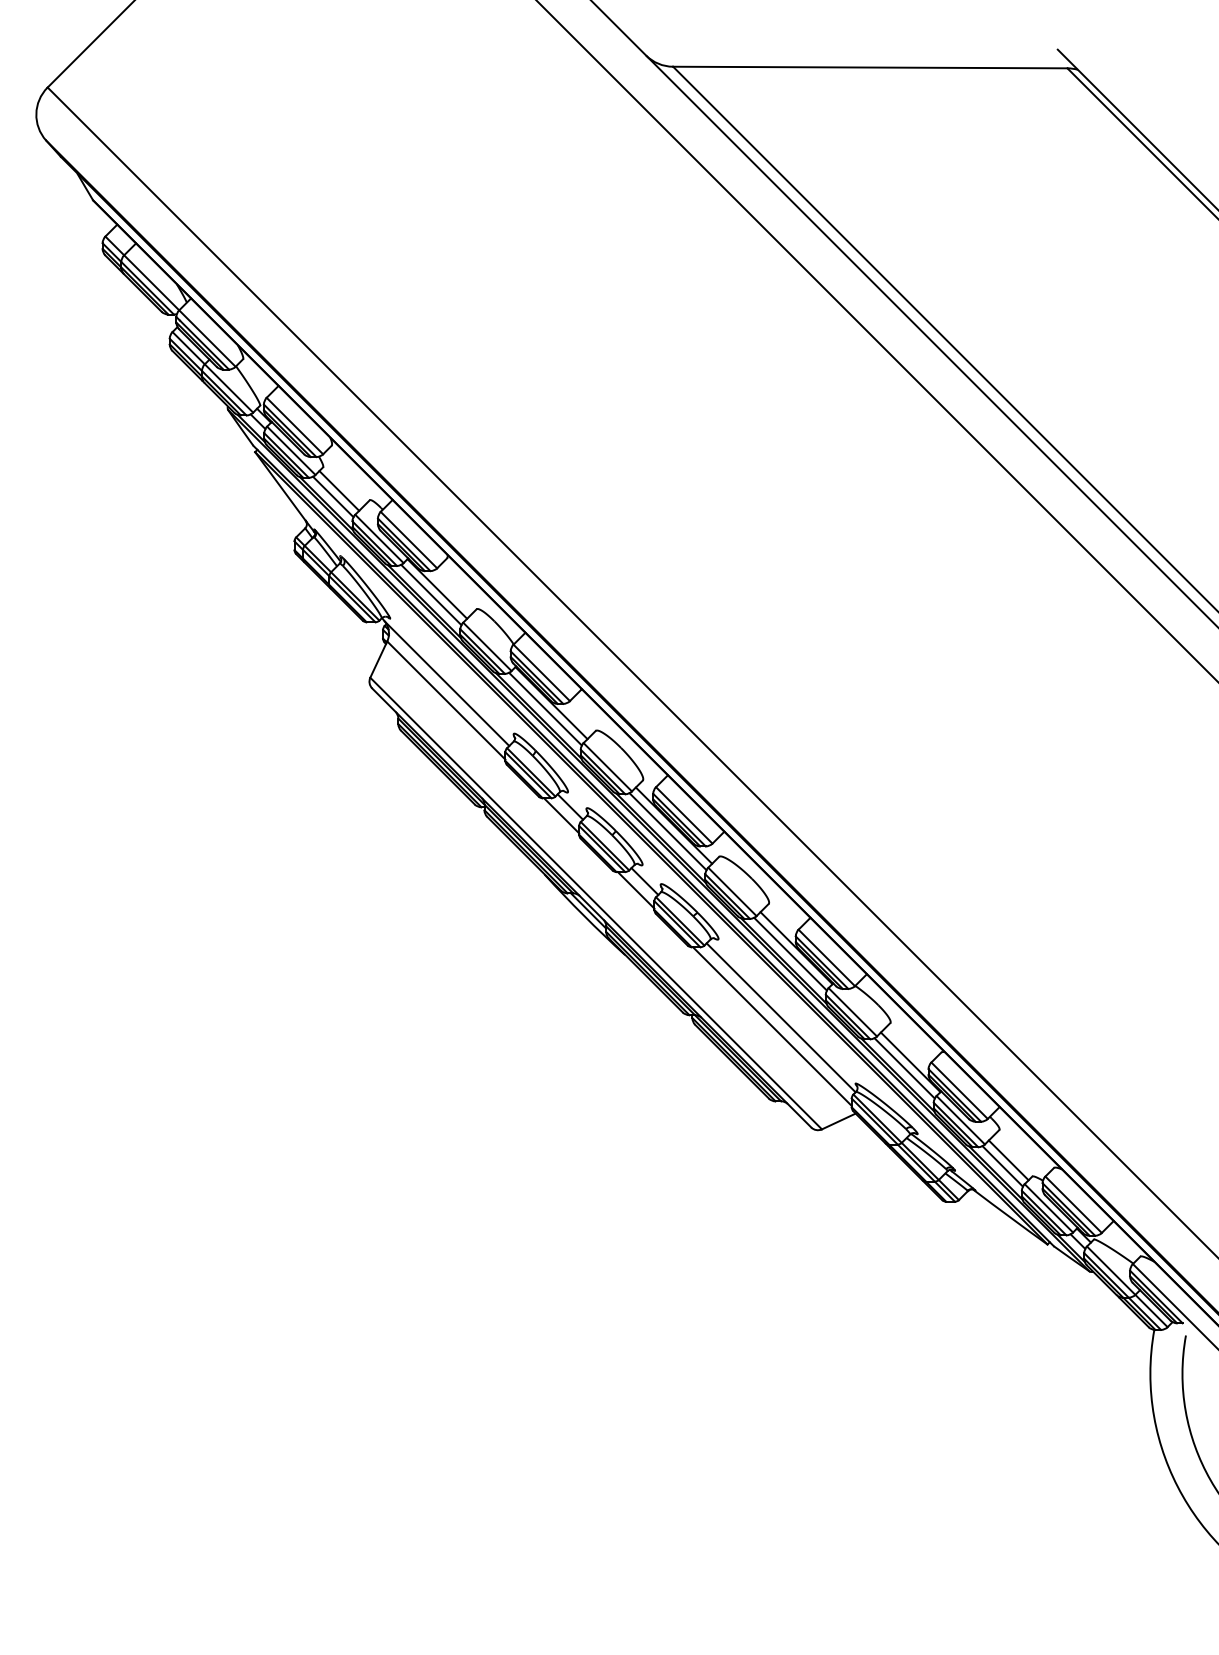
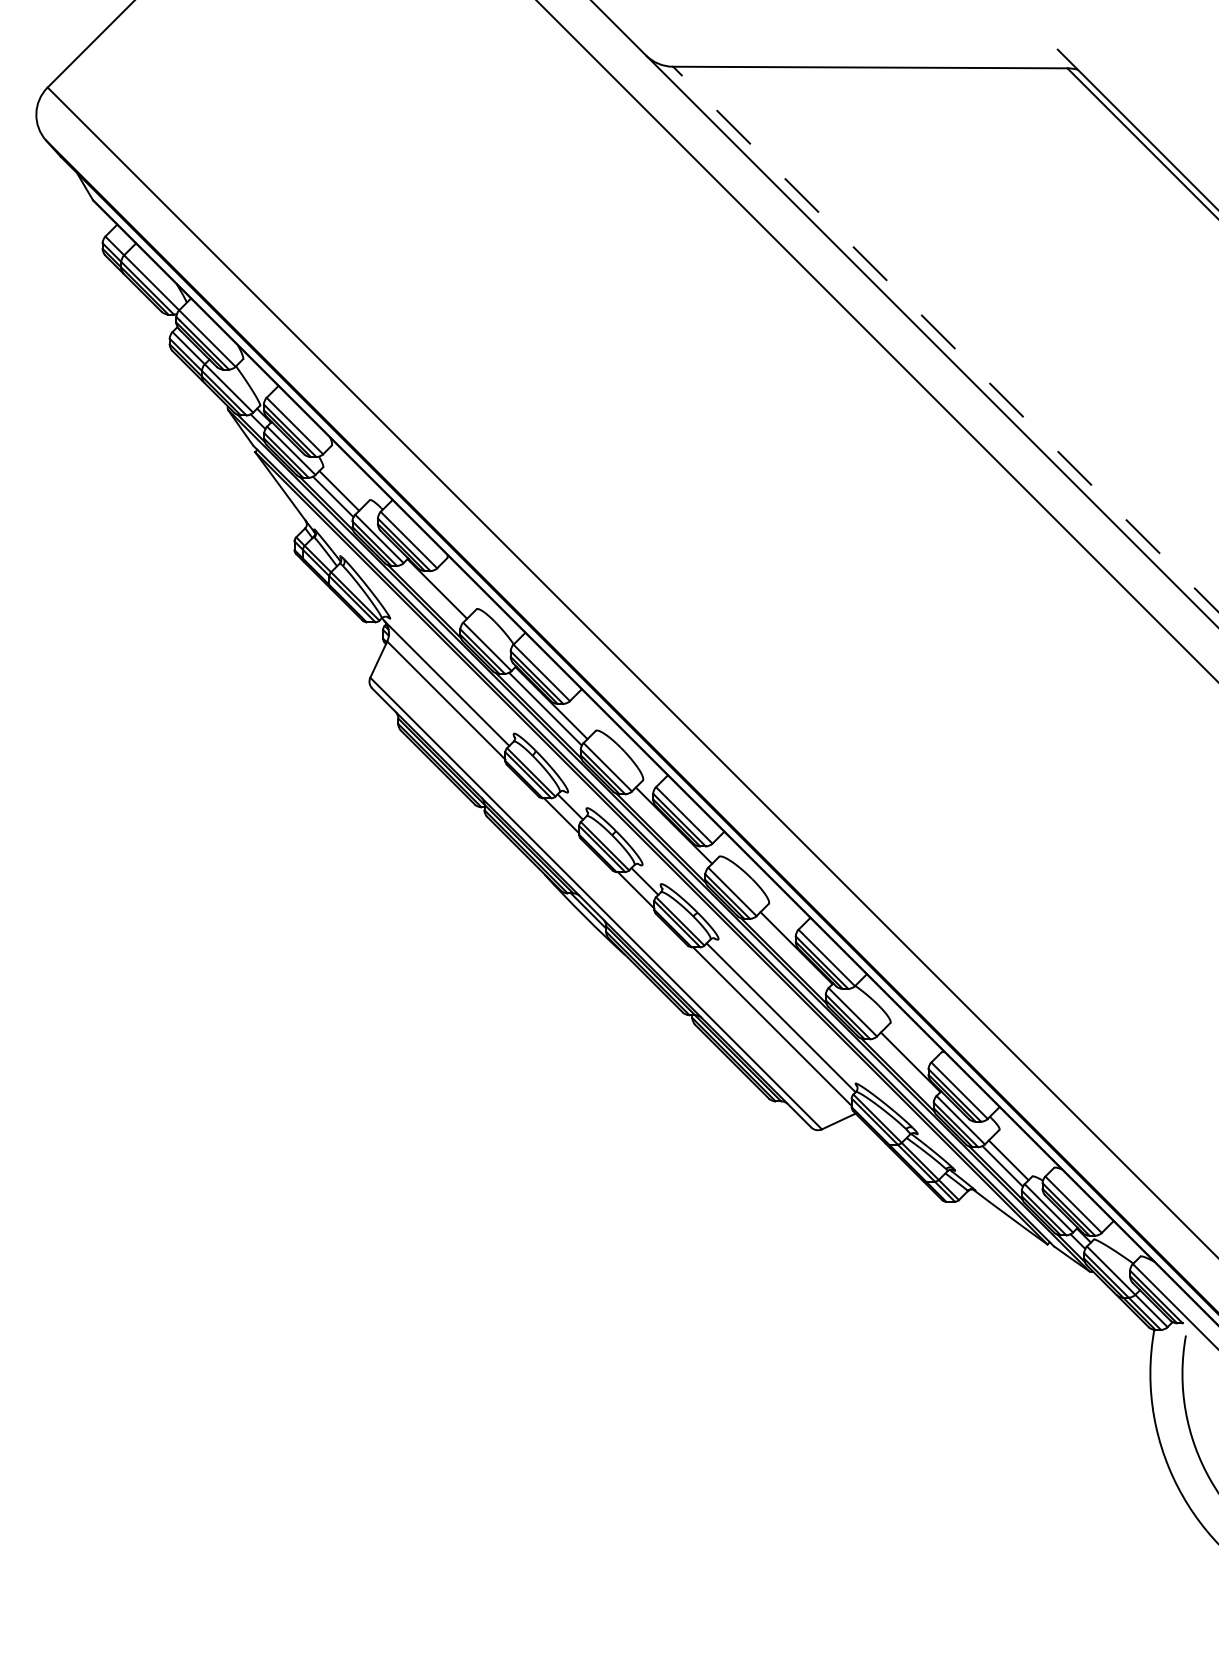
line: solid -> dashed (945, 339)
line: present -> none (431, 594)
line: present -> none (667, 831)
line: present -> none (790, 953)
line: present -> none (904, 1068)
